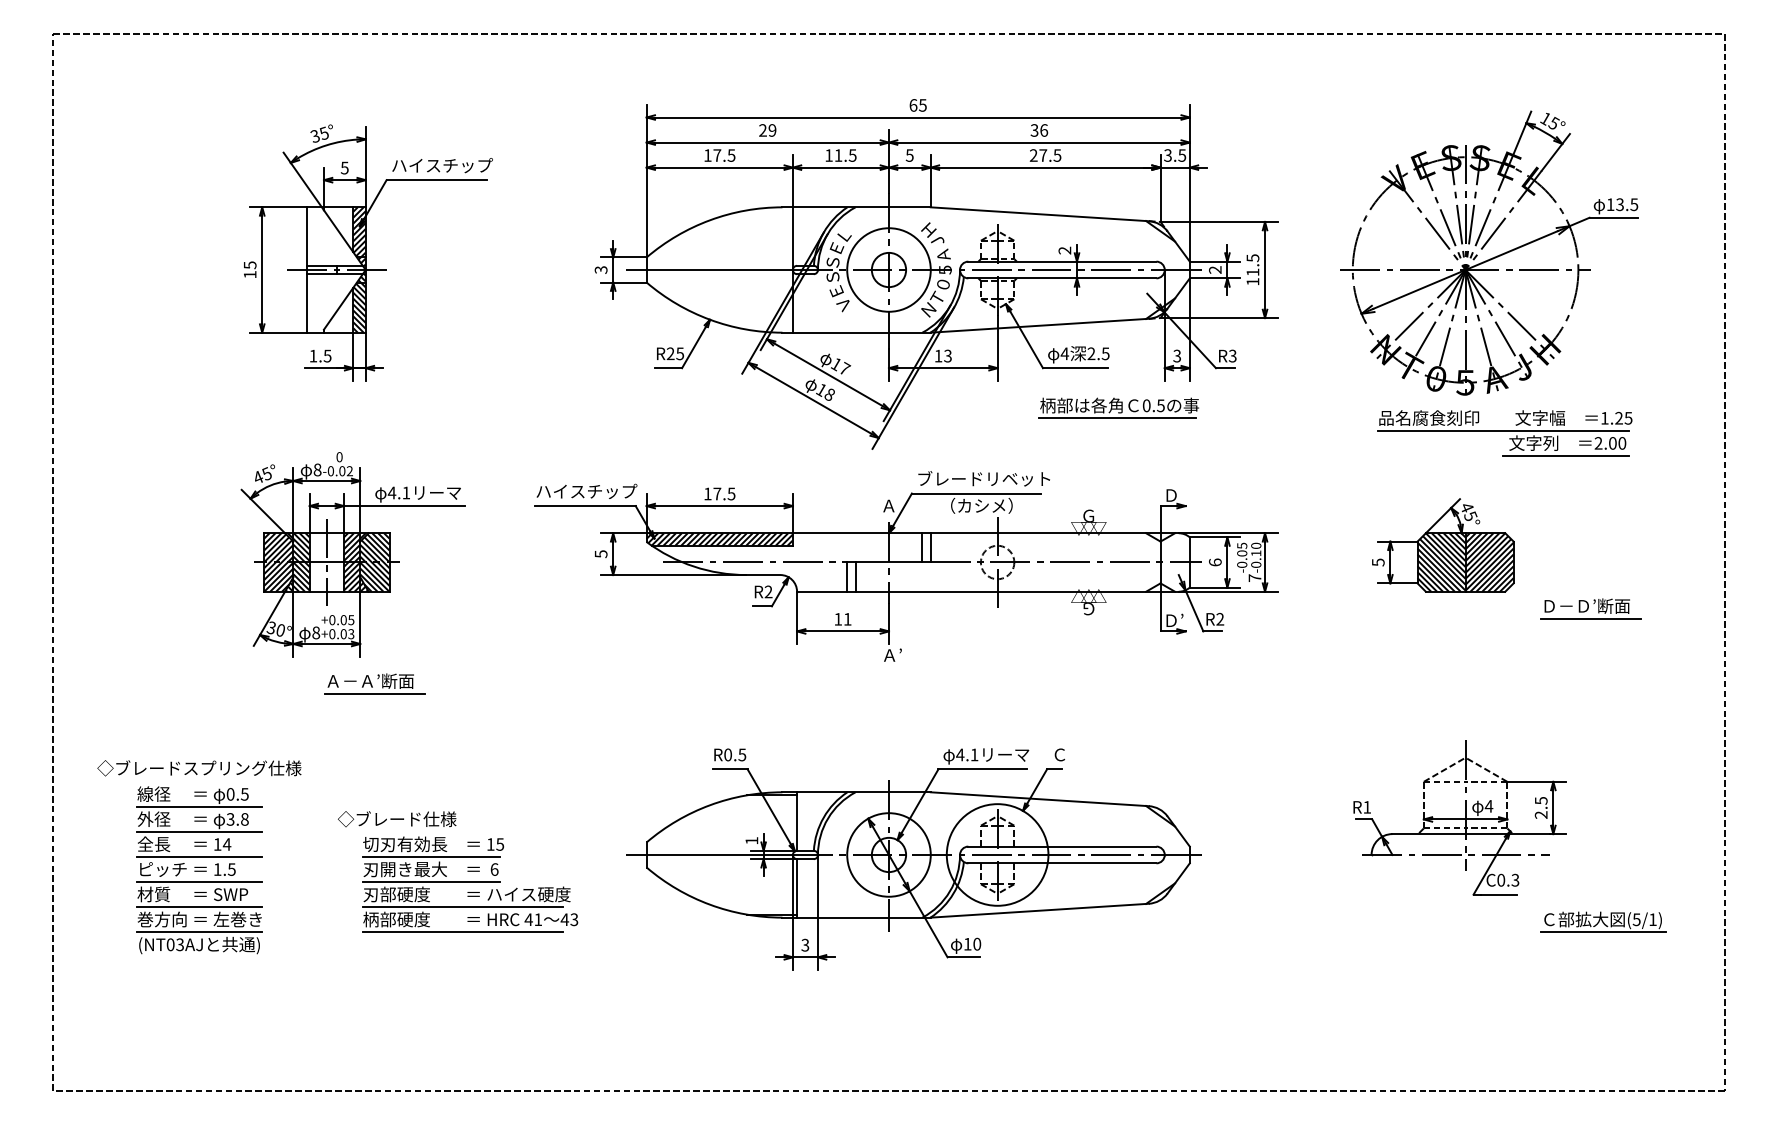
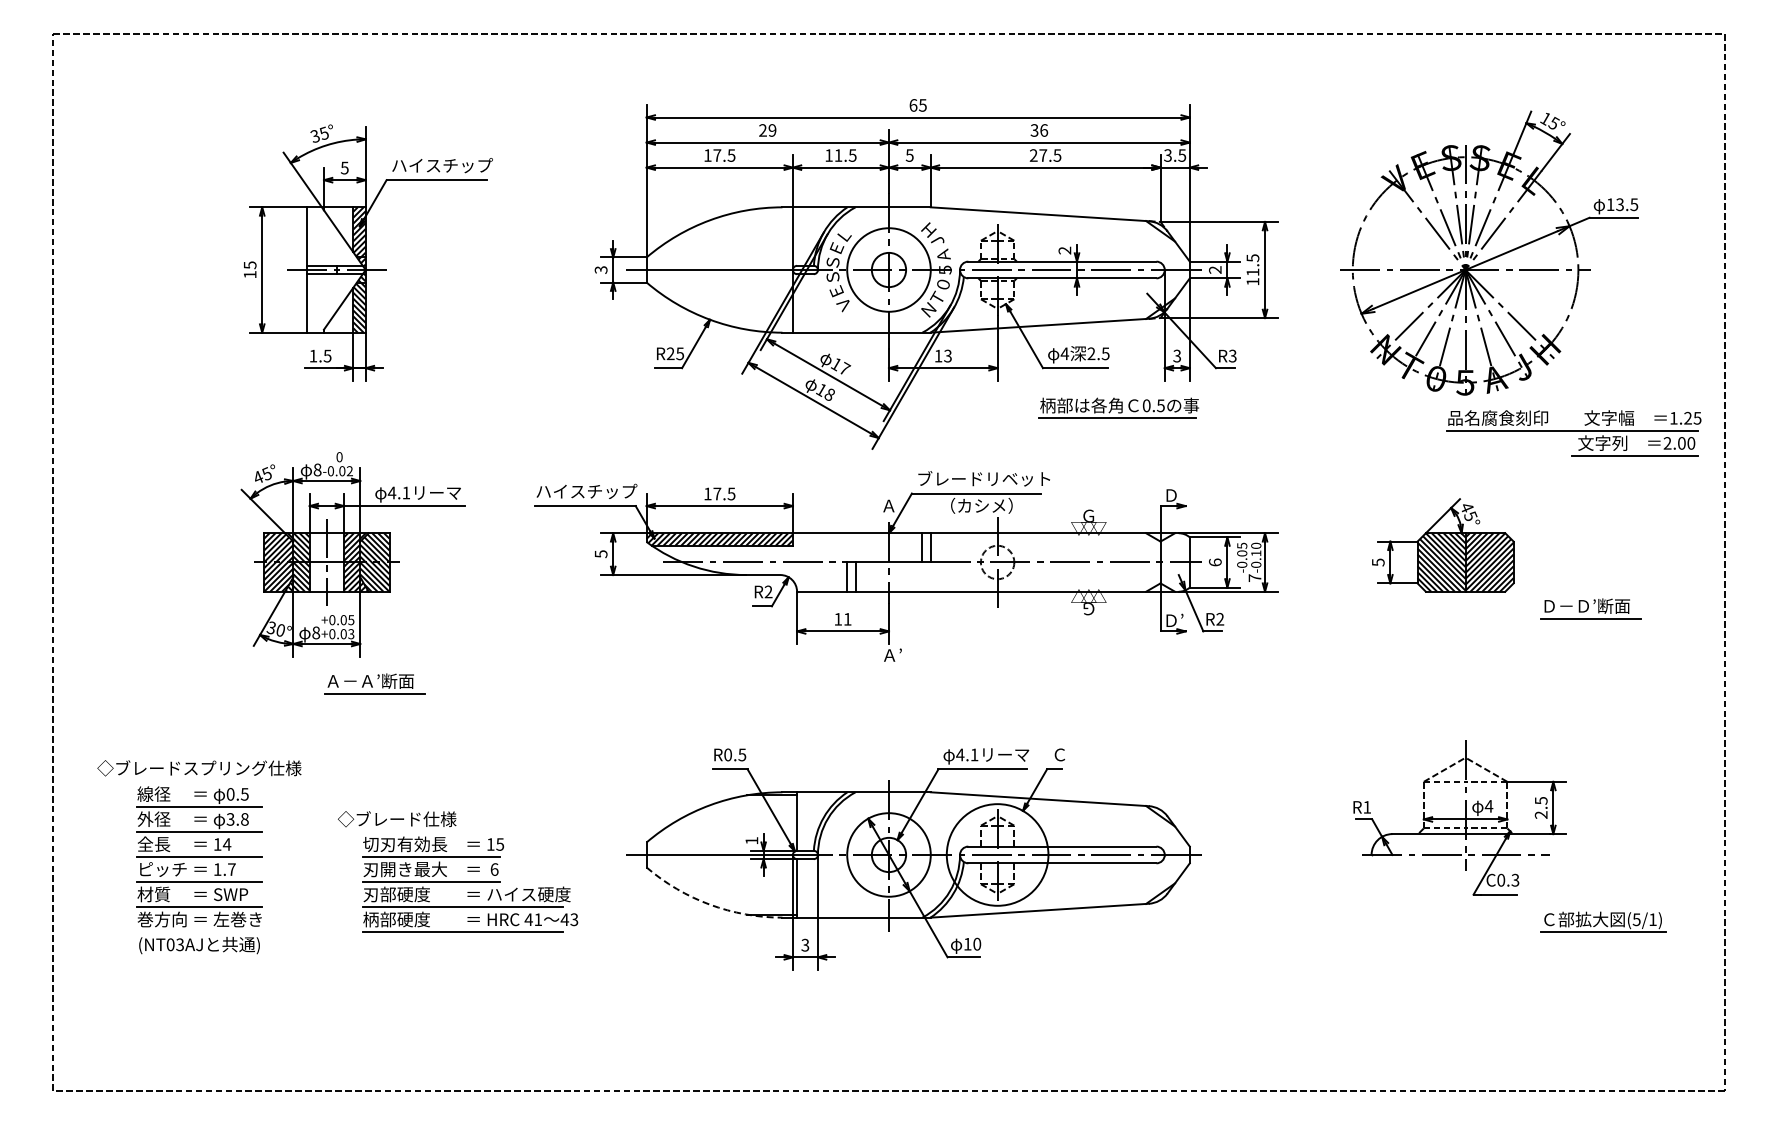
part position: (1504, 433) -> (1573, 433) (1573, 433)
text: 1.5 -> 1.7 (231, 869)
arc: solid -> dashed (710, 904)
line: present -> none (199, 932)
